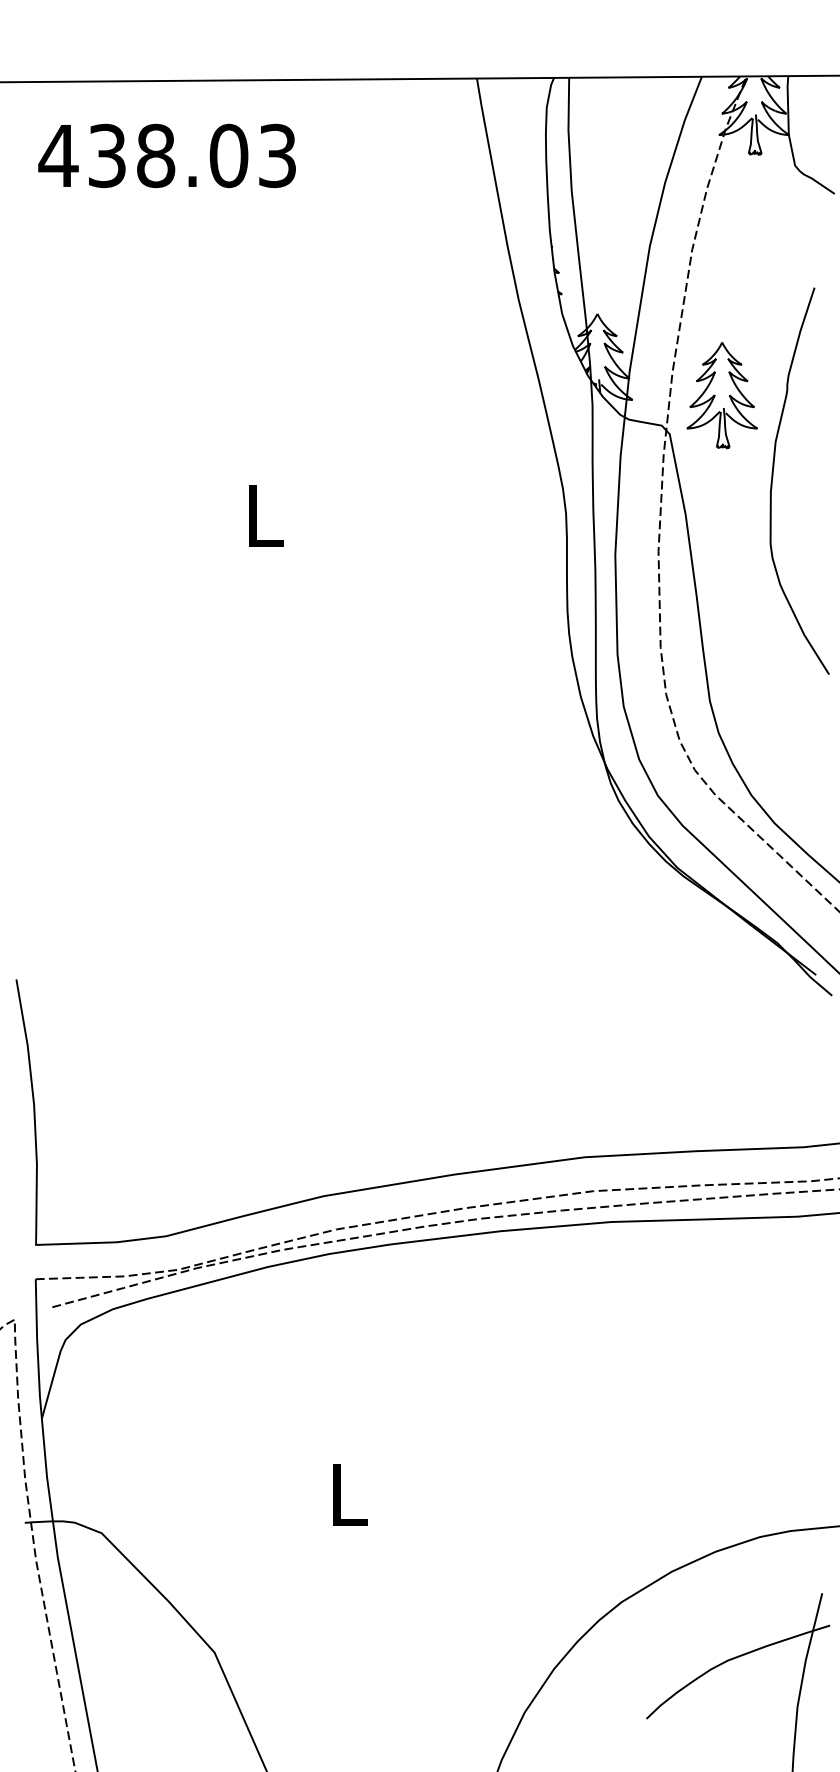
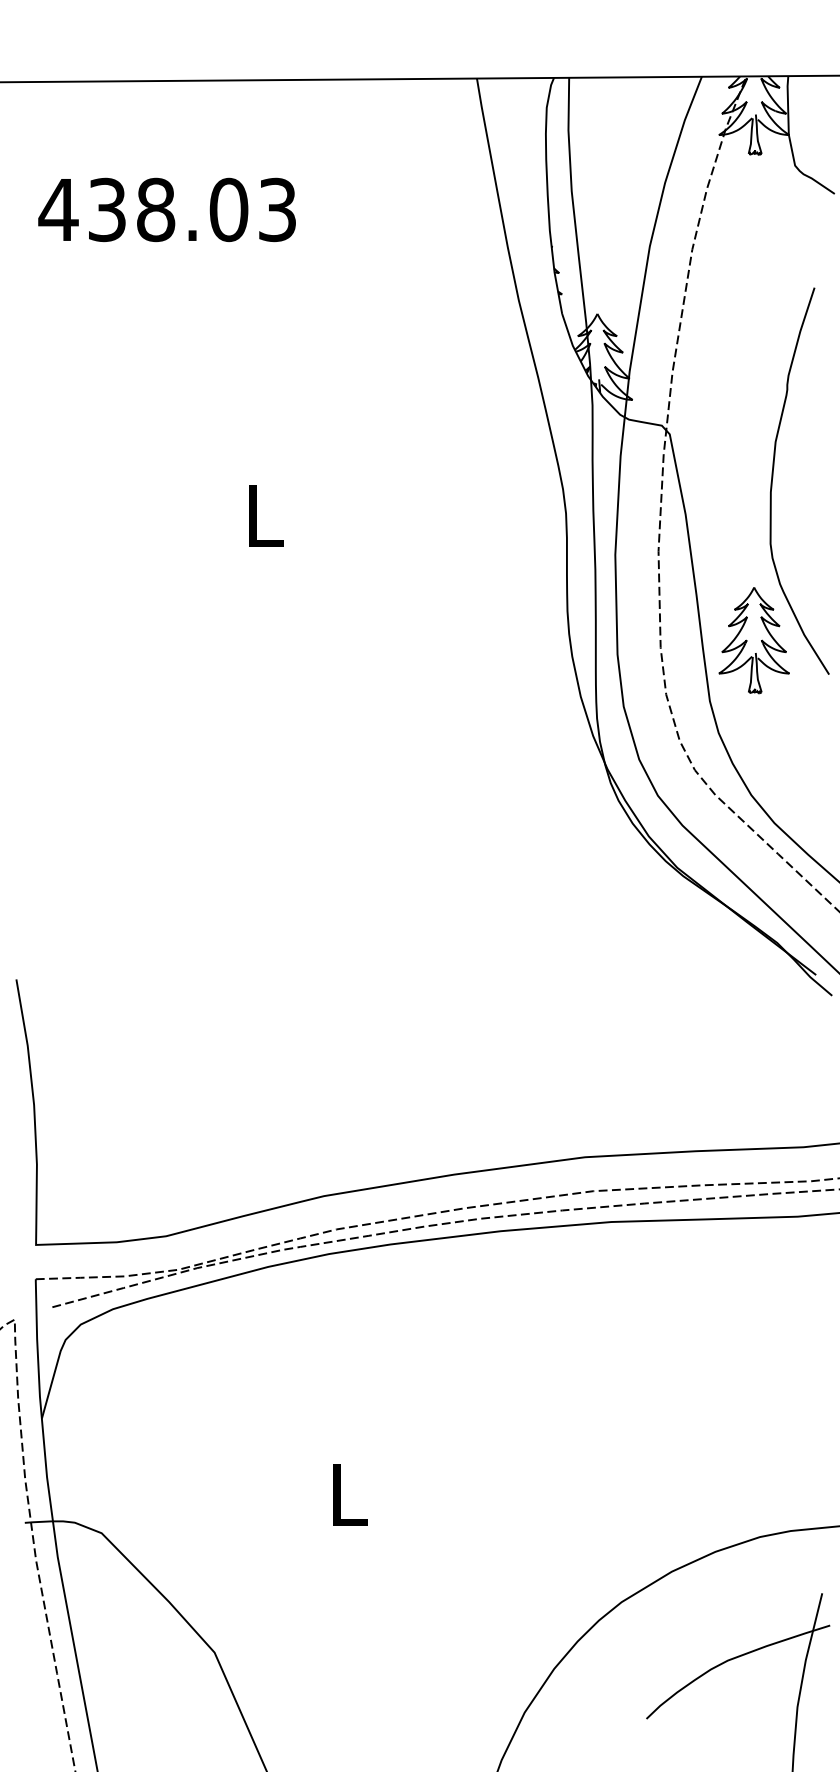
text position: (166, 155) -> (166, 209) (166, 209)
part position: (721, 395) -> (753, 640) (753, 640)
